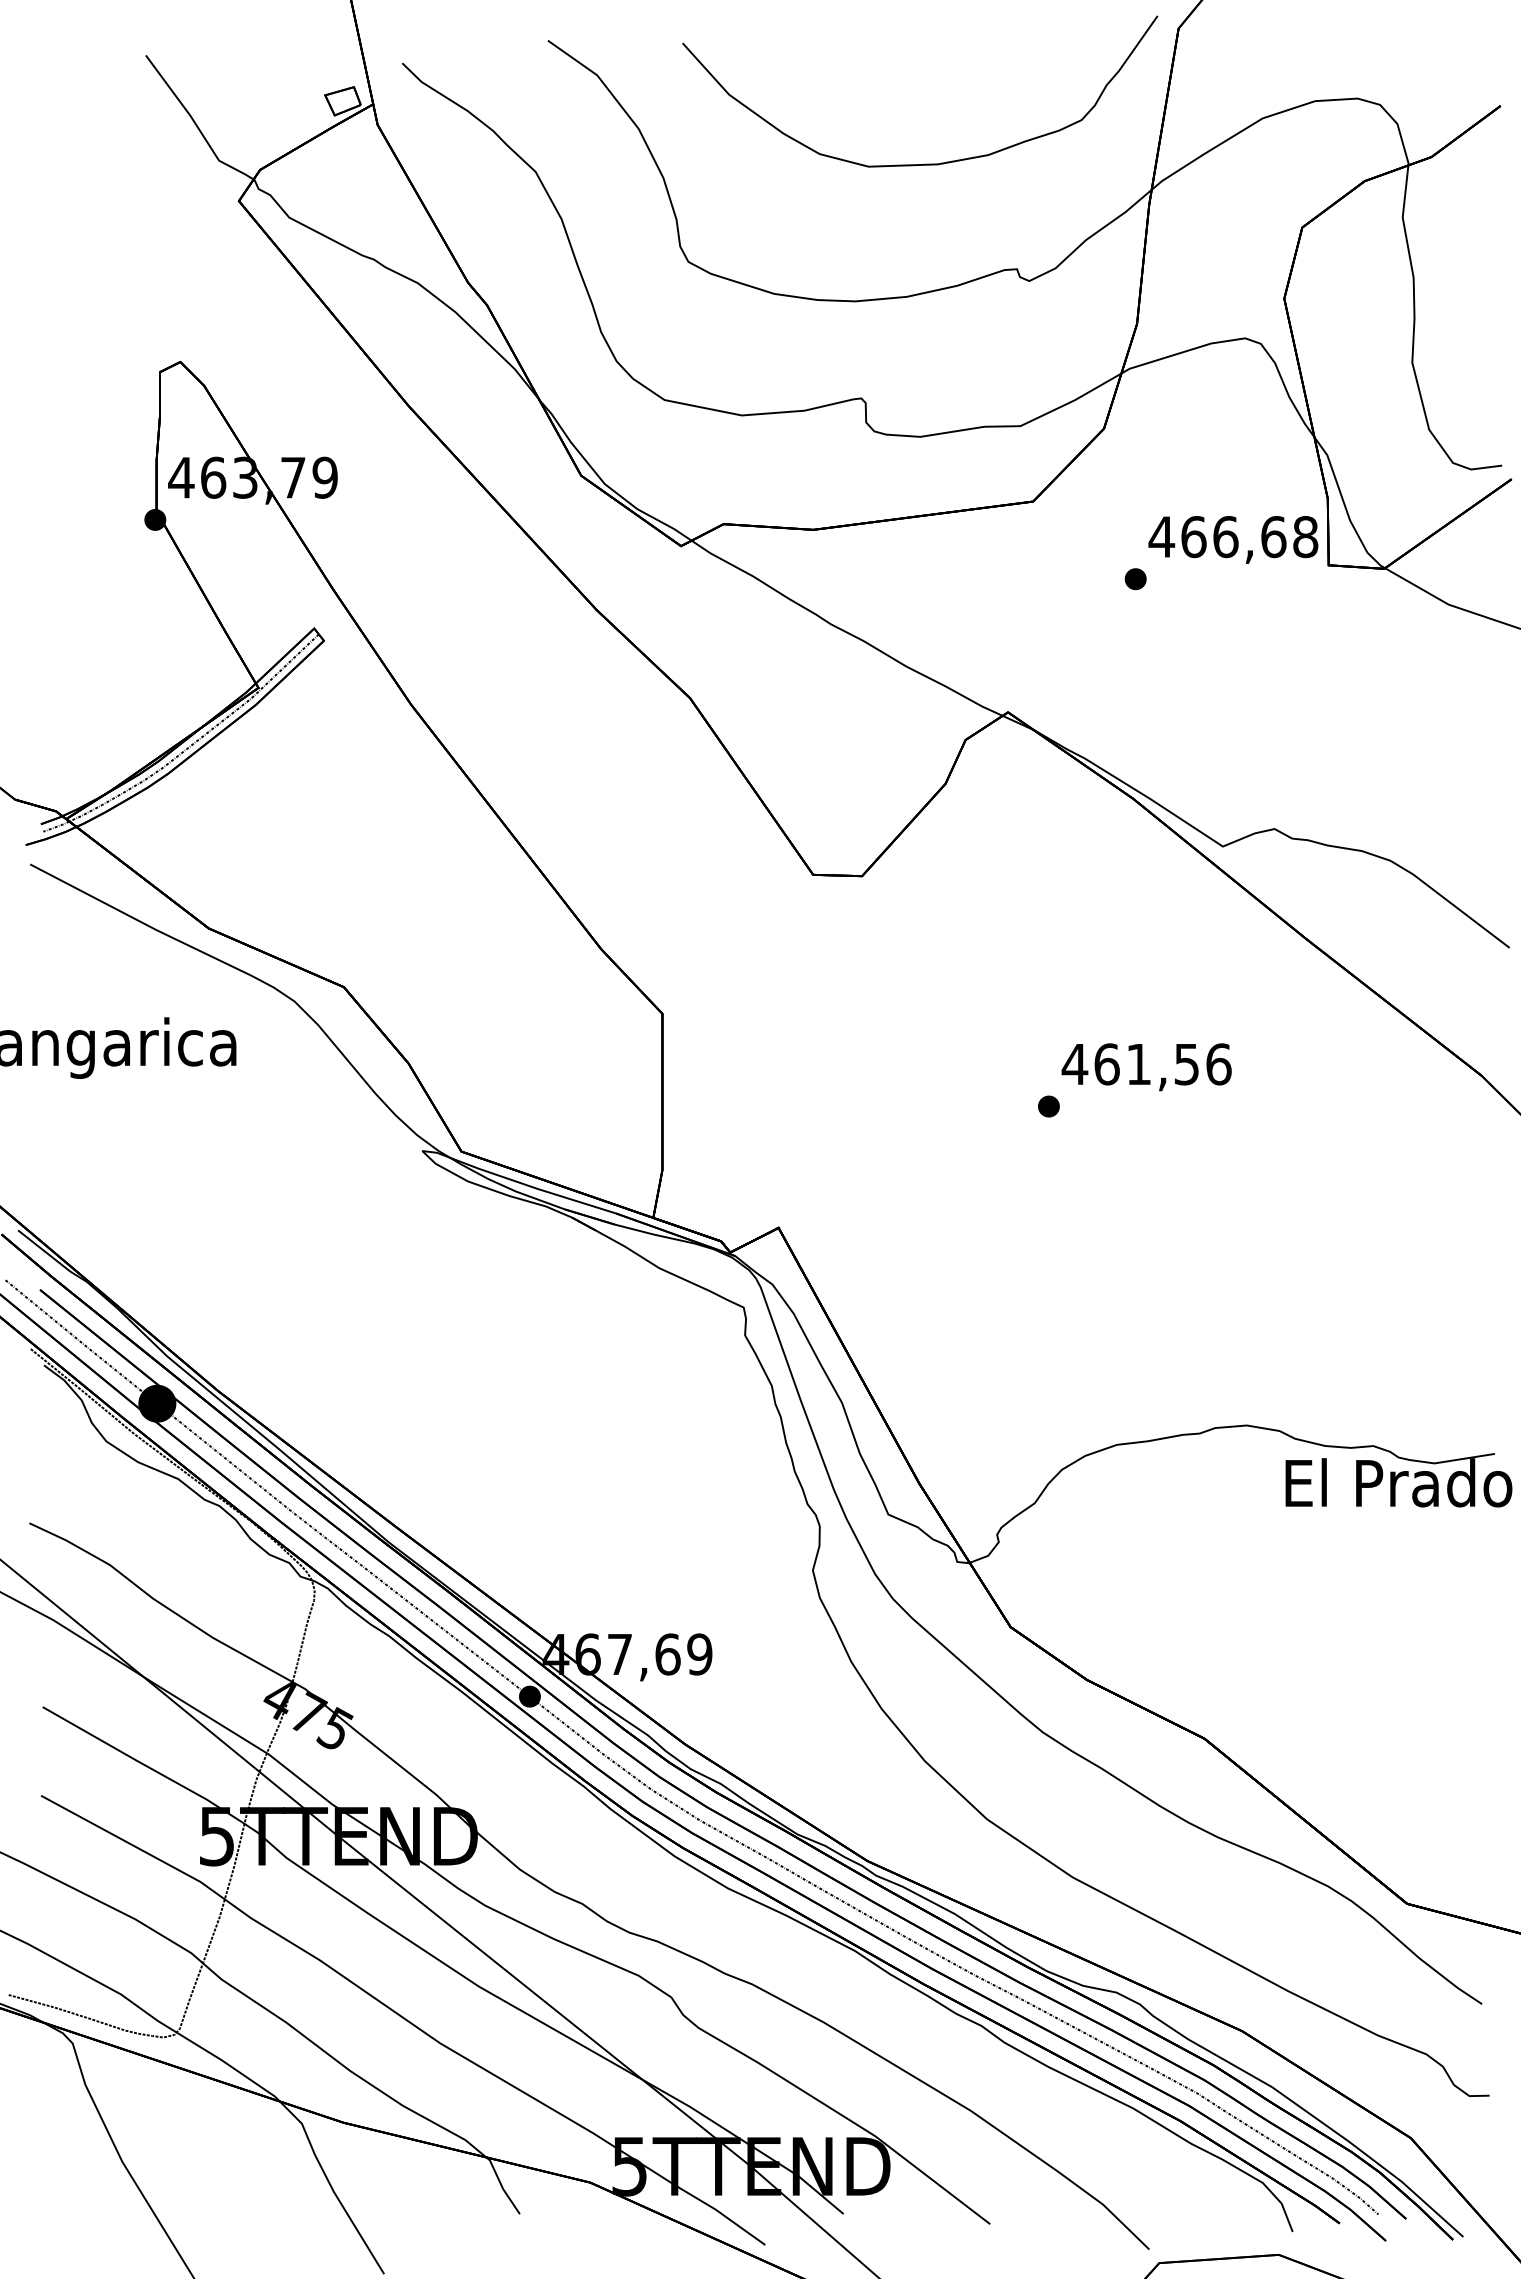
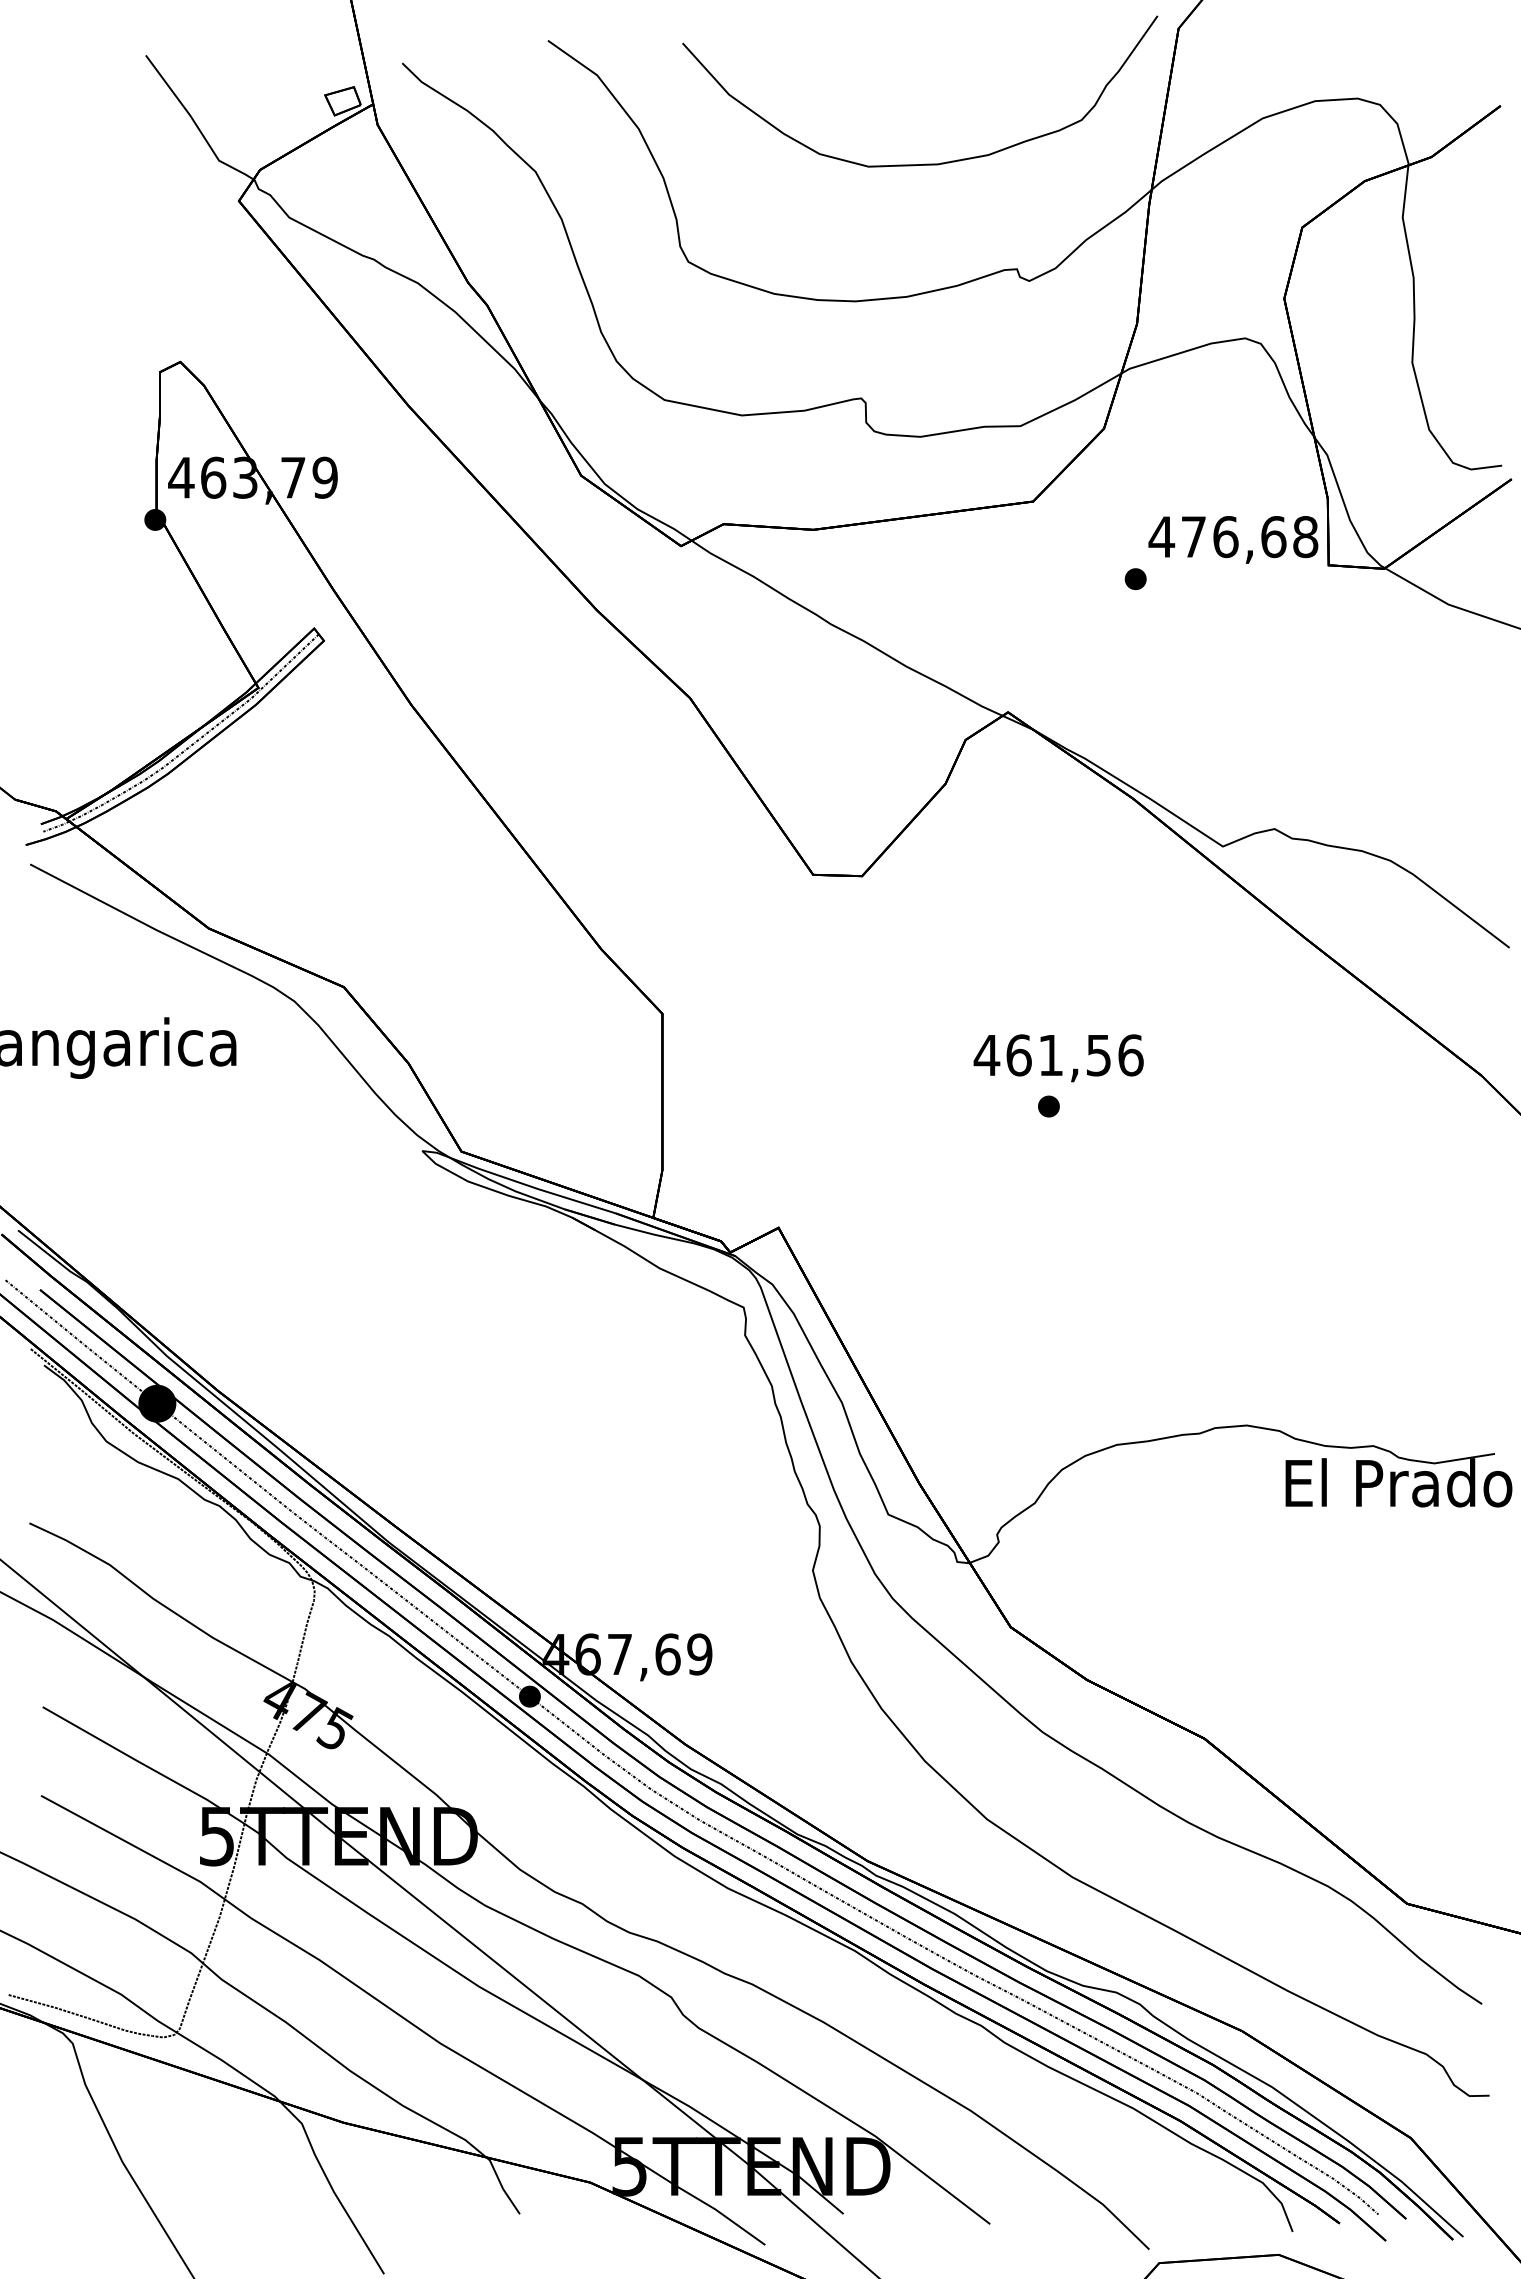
text: 466,68 -> 476,68 (1193, 537)
text position: (1146, 1067) -> (1058, 1058) (1058, 1058)
